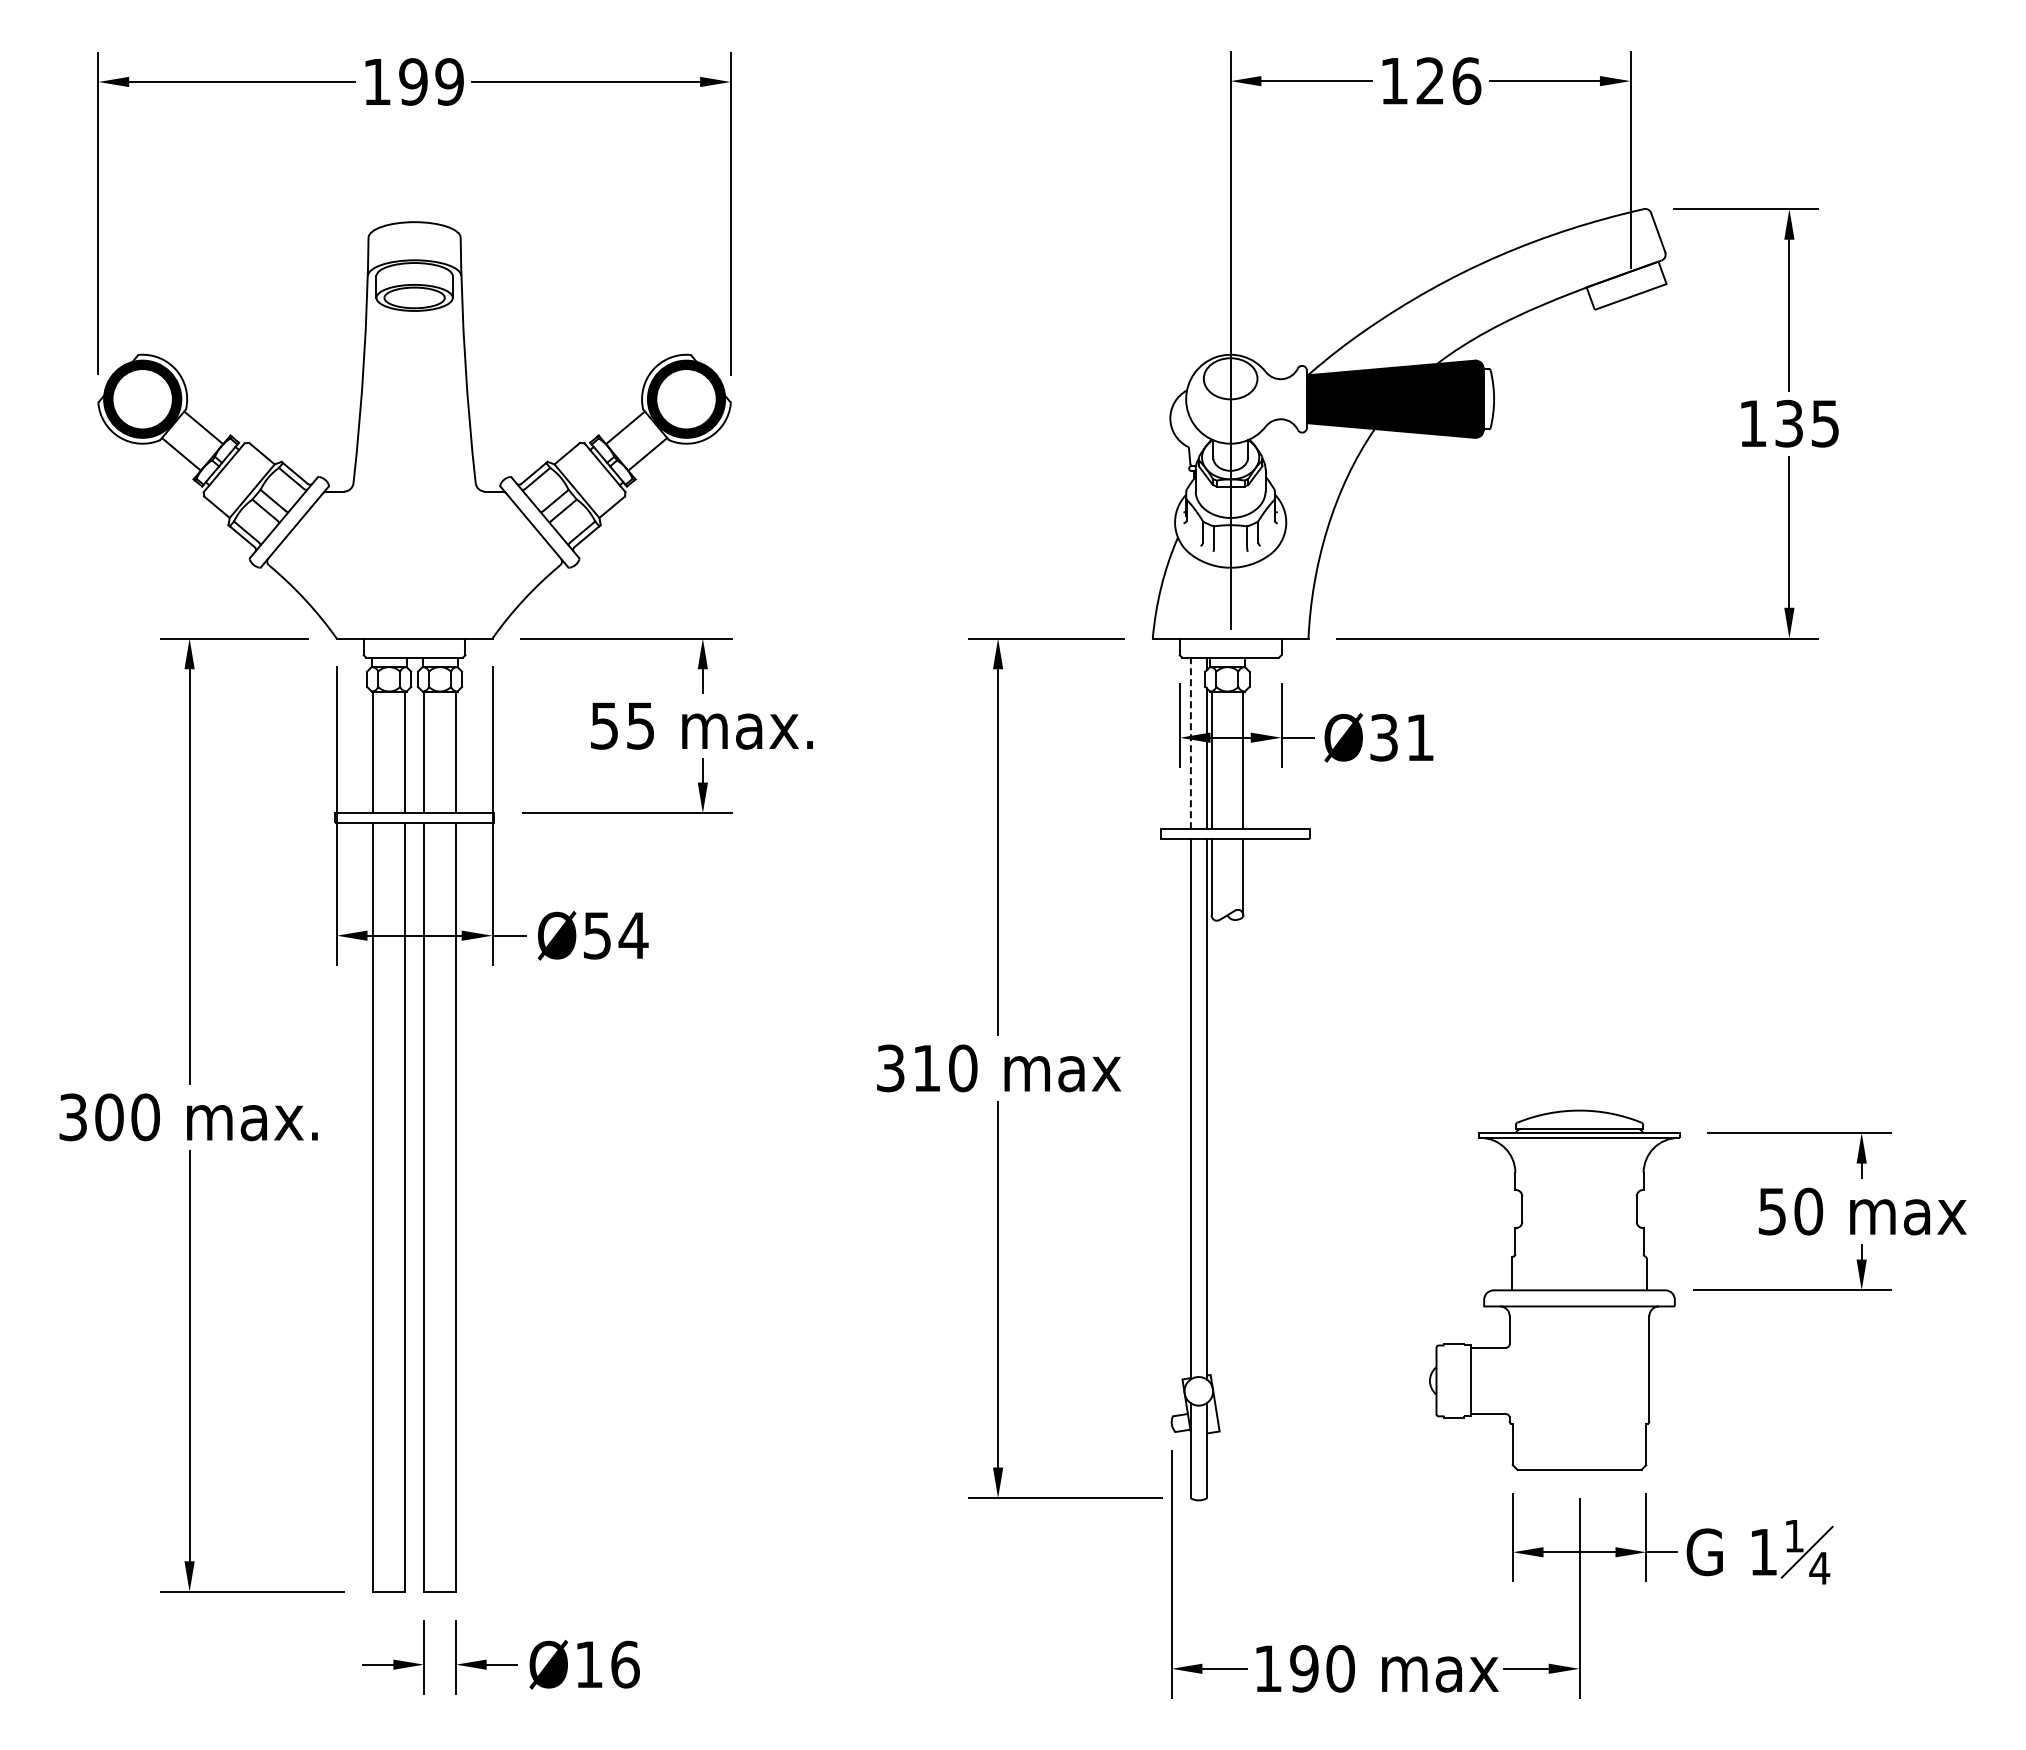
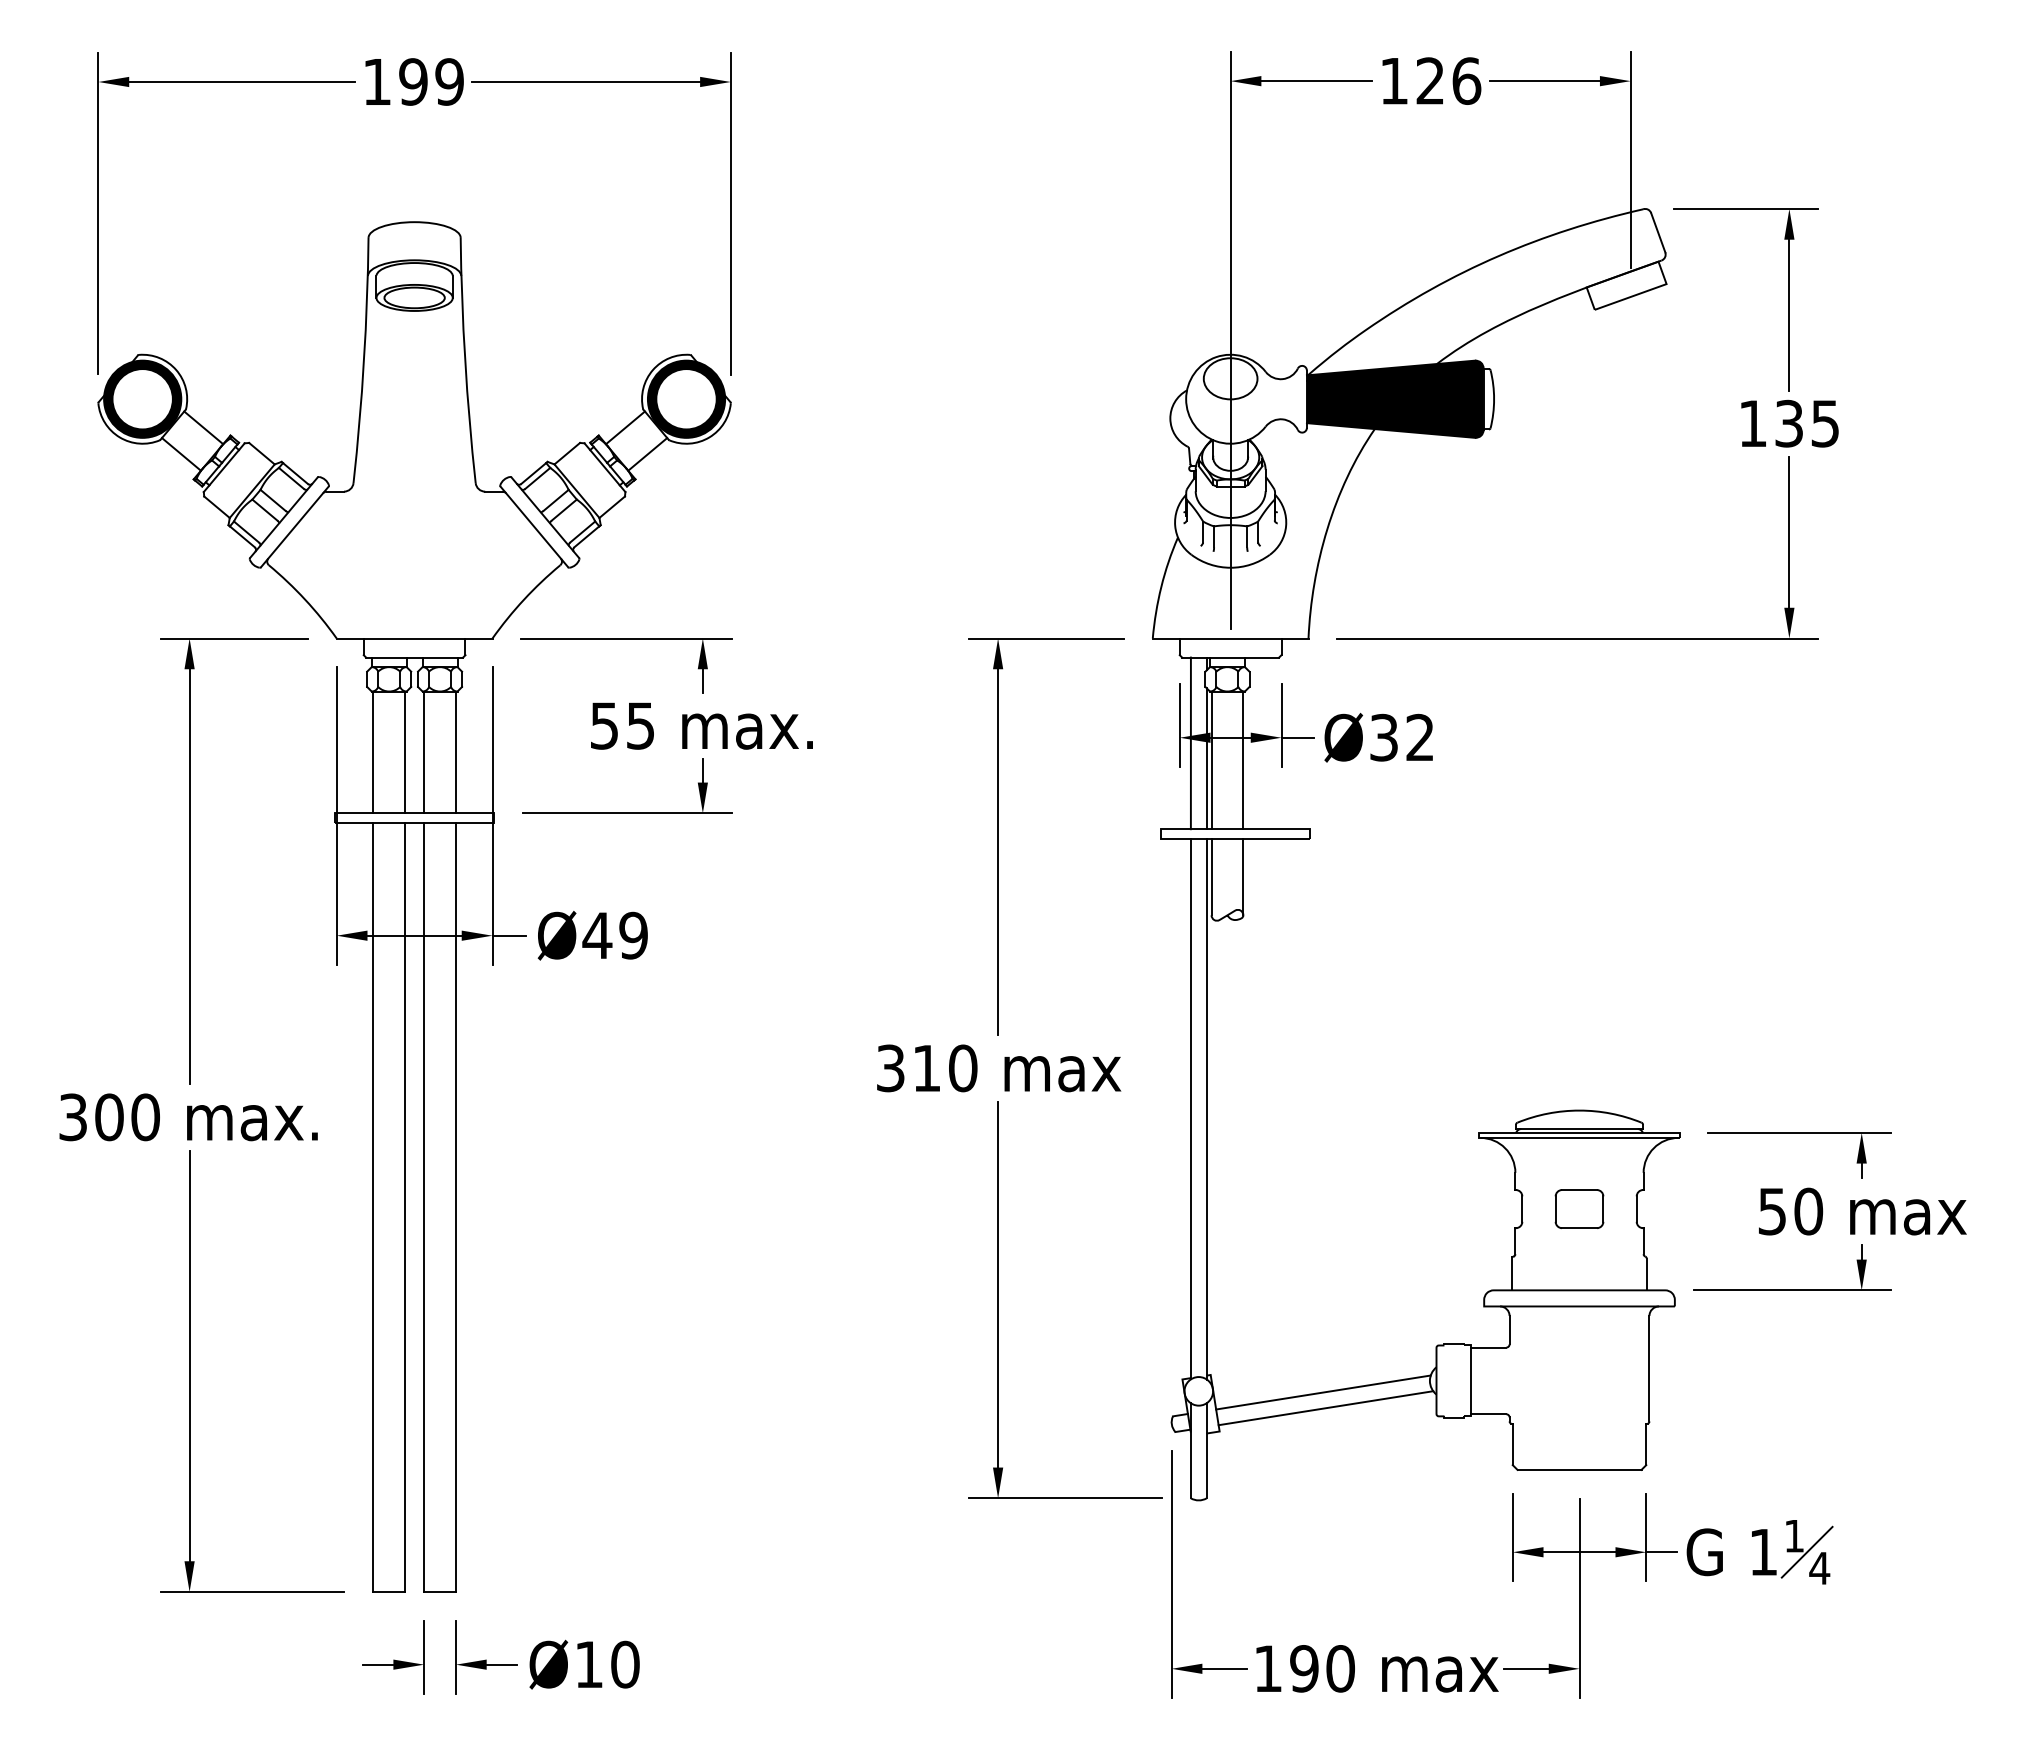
text: Ø31 -> Ø32 (1419, 736)
line: dashed -> solid (1190, 743)
text: Ø54 -> Ø49 (615, 935)
part: none -> present (1579, 1208)
line: none -> present (1323, 1392)
line: none -> present (1325, 1408)
text: Ø16 -> Ø10 (625, 1664)
